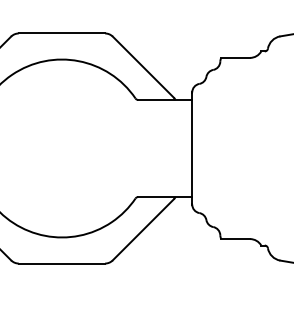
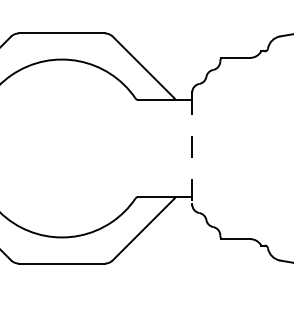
line: solid -> dashed (192, 148)
